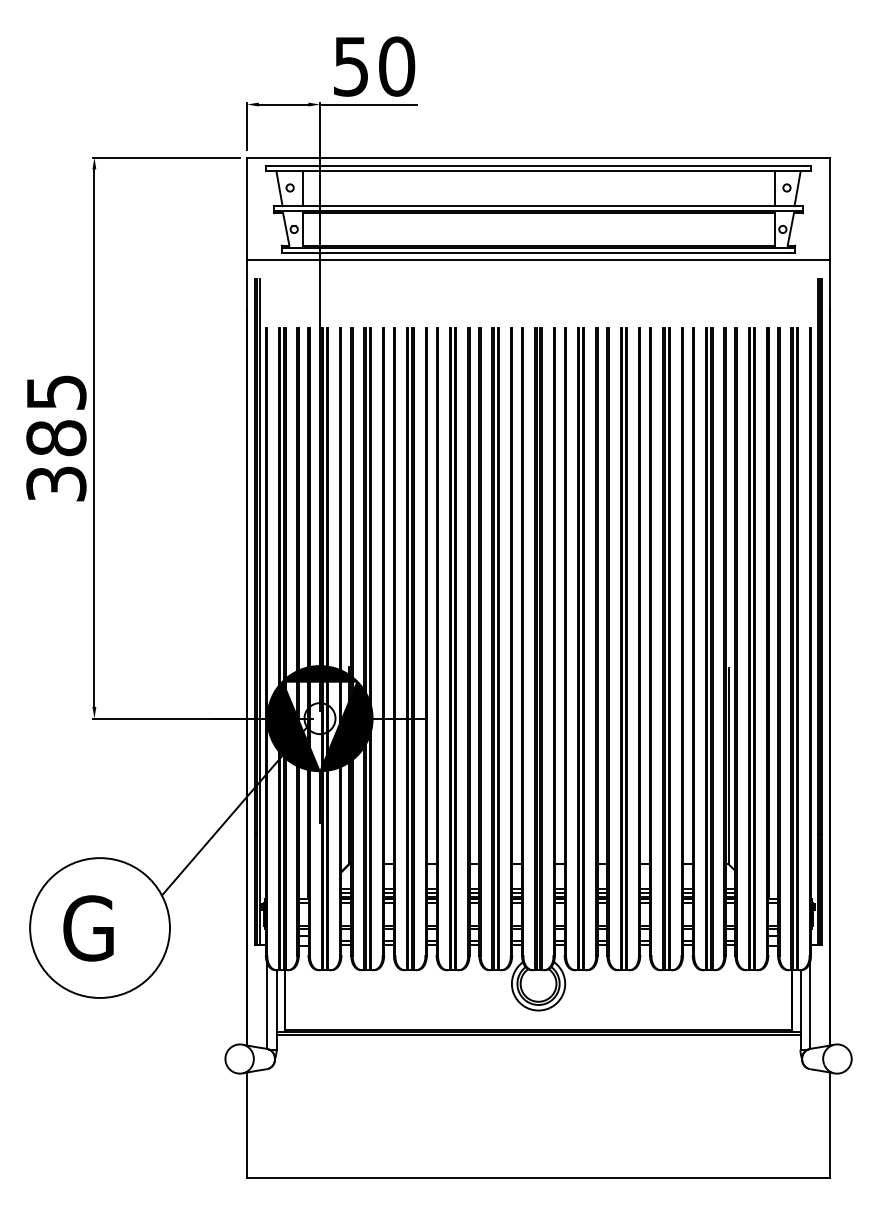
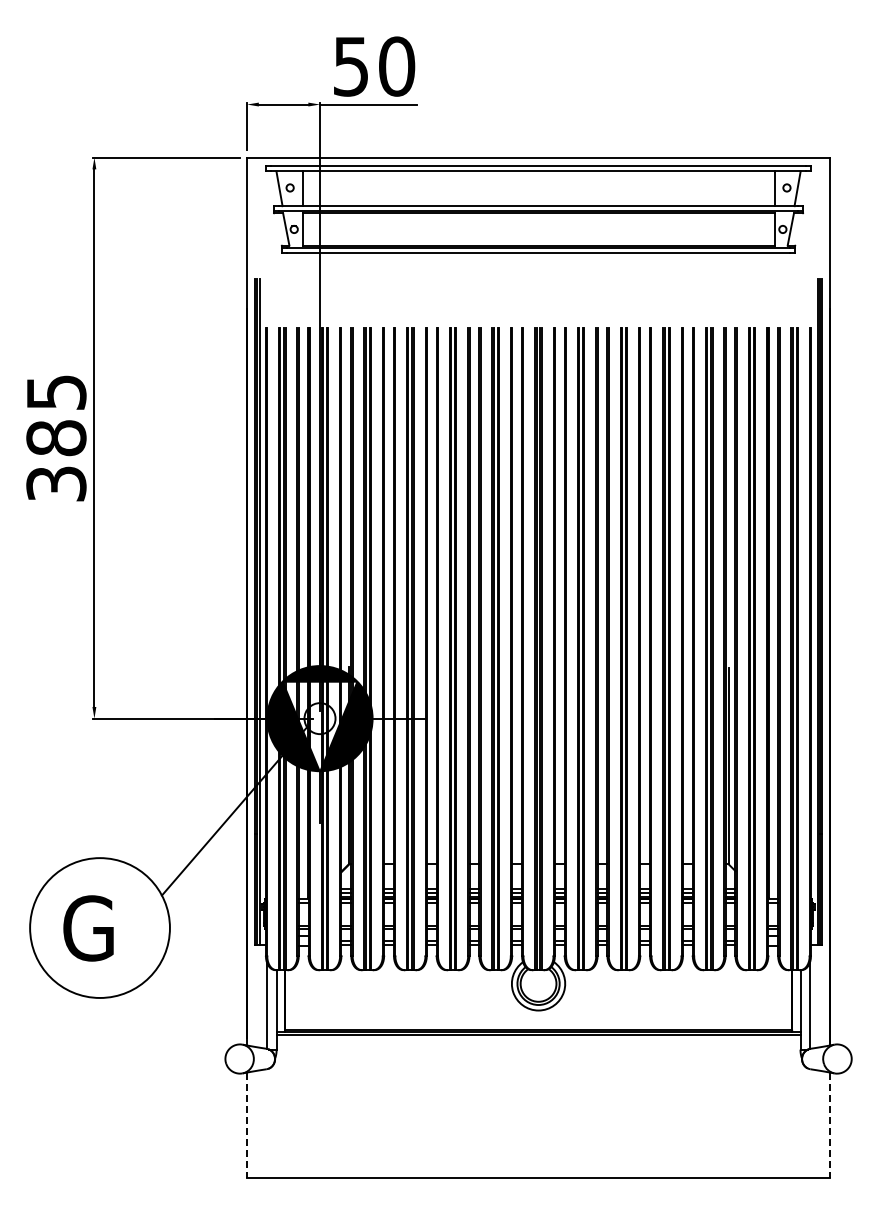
line: present -> none (538, 259)
line: solid -> dashed (247, 1125)
line: solid -> dashed (829, 1125)
